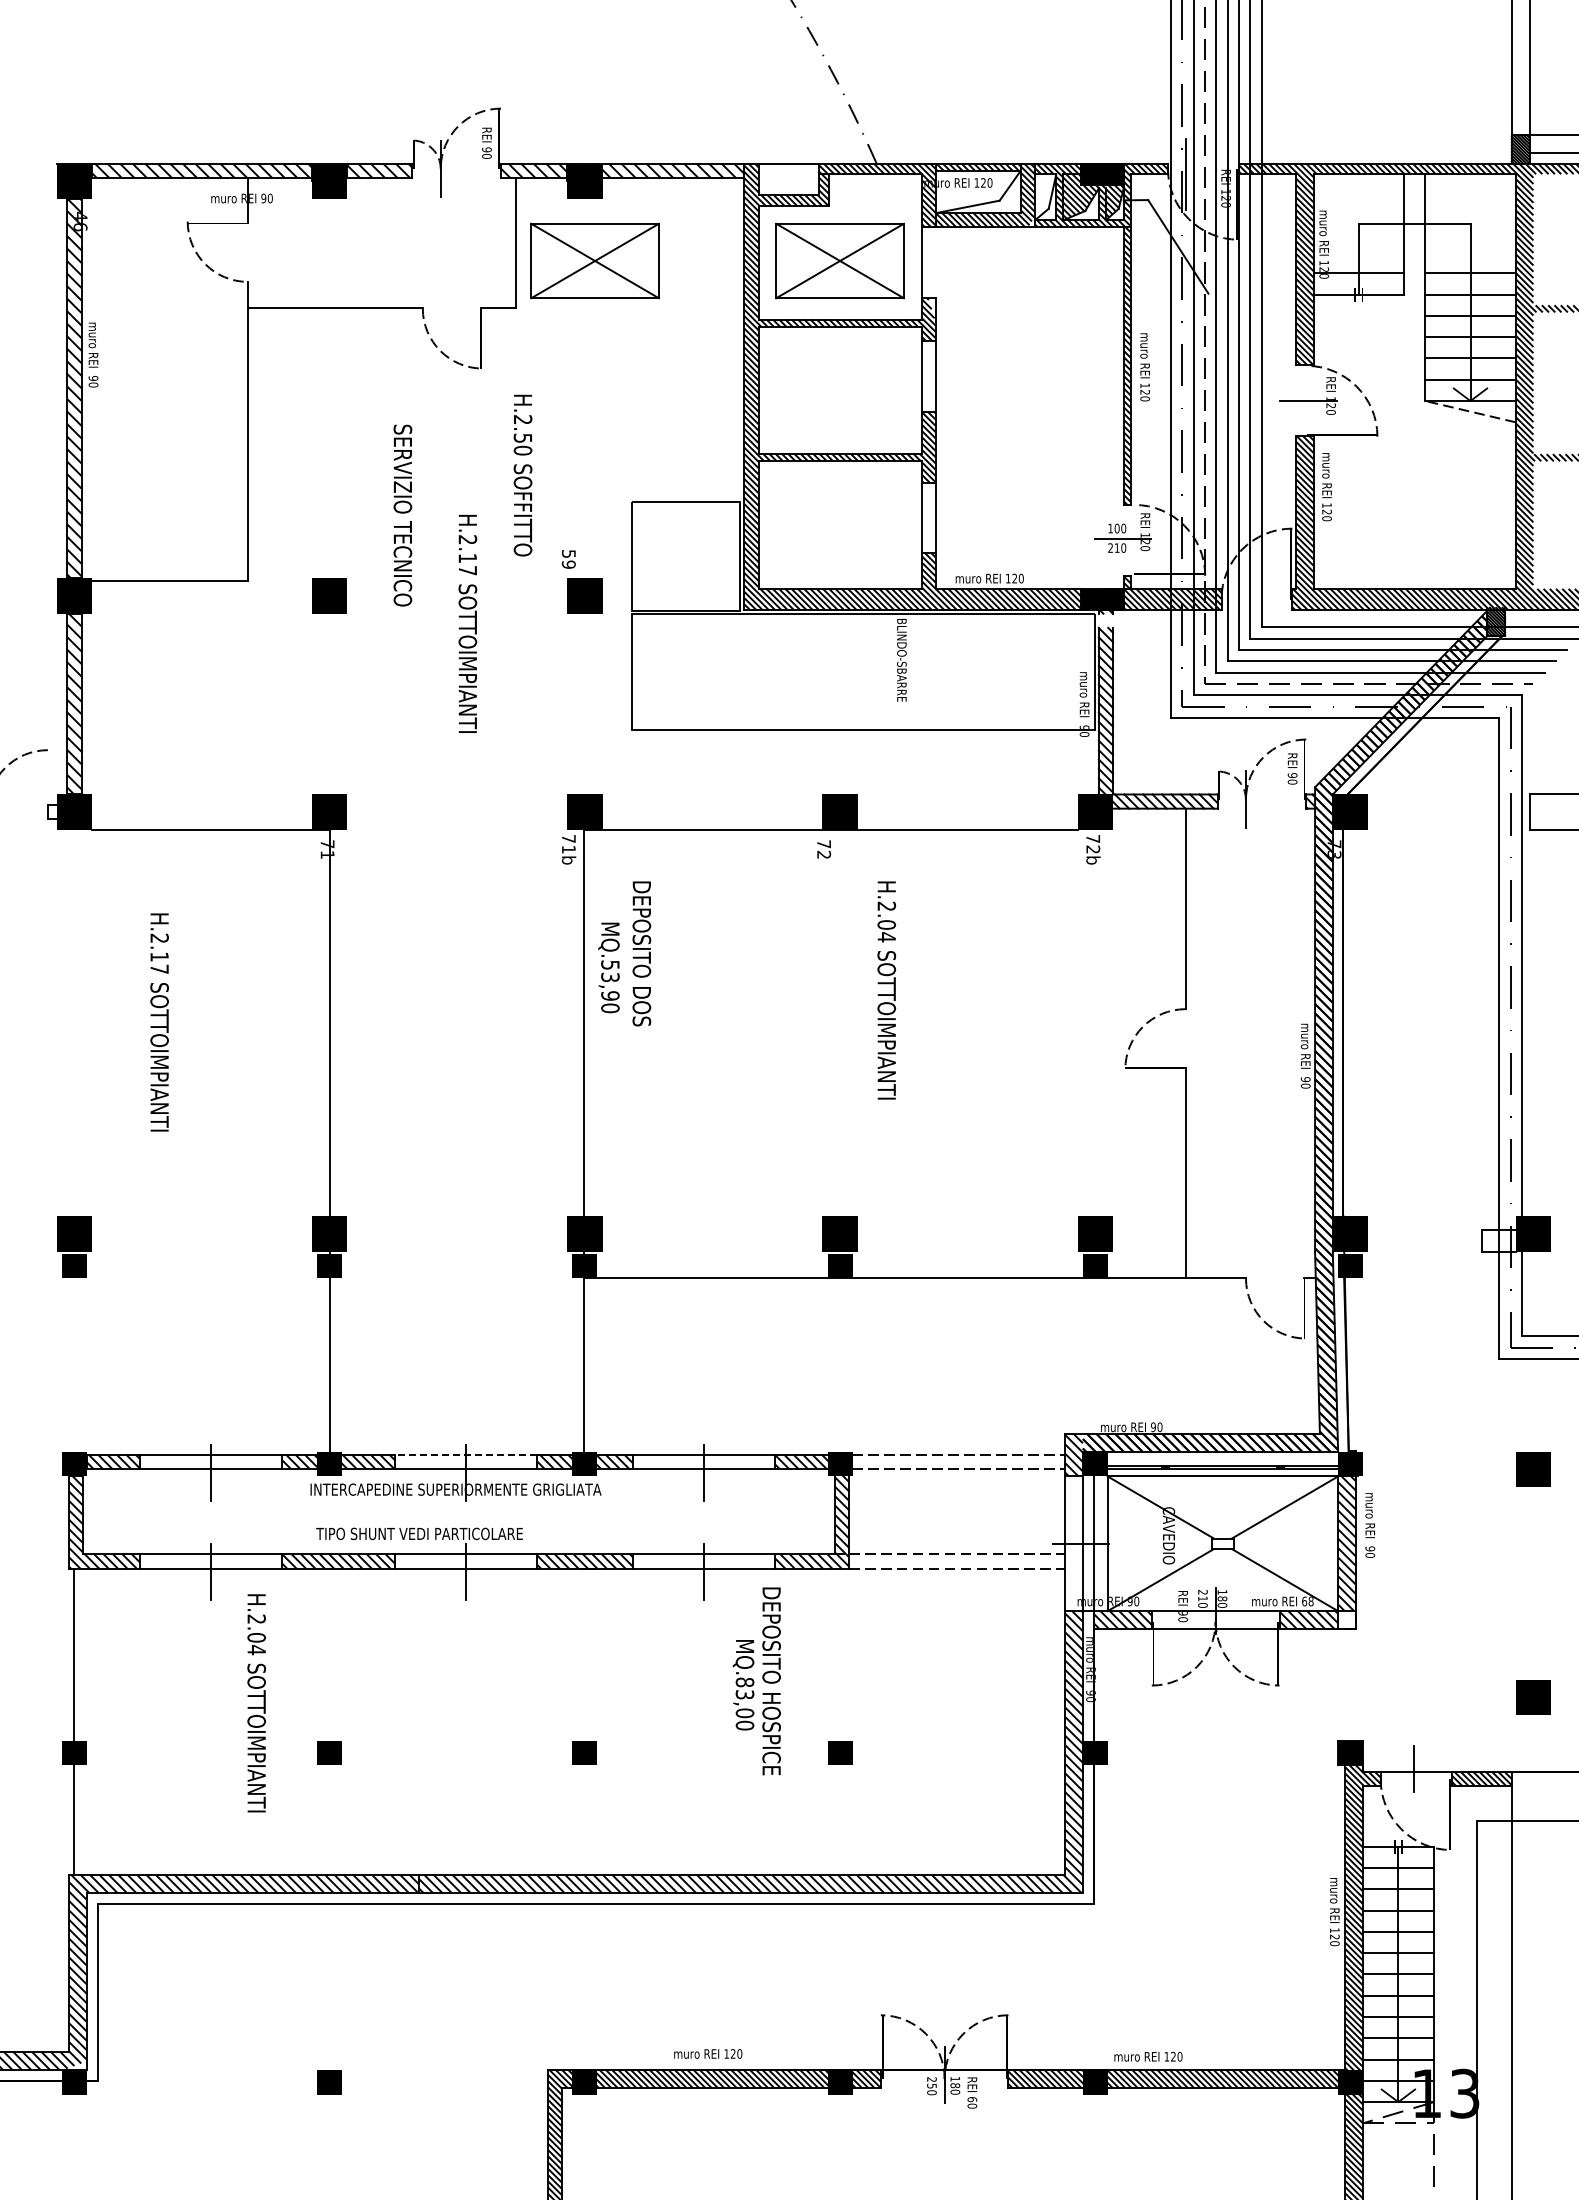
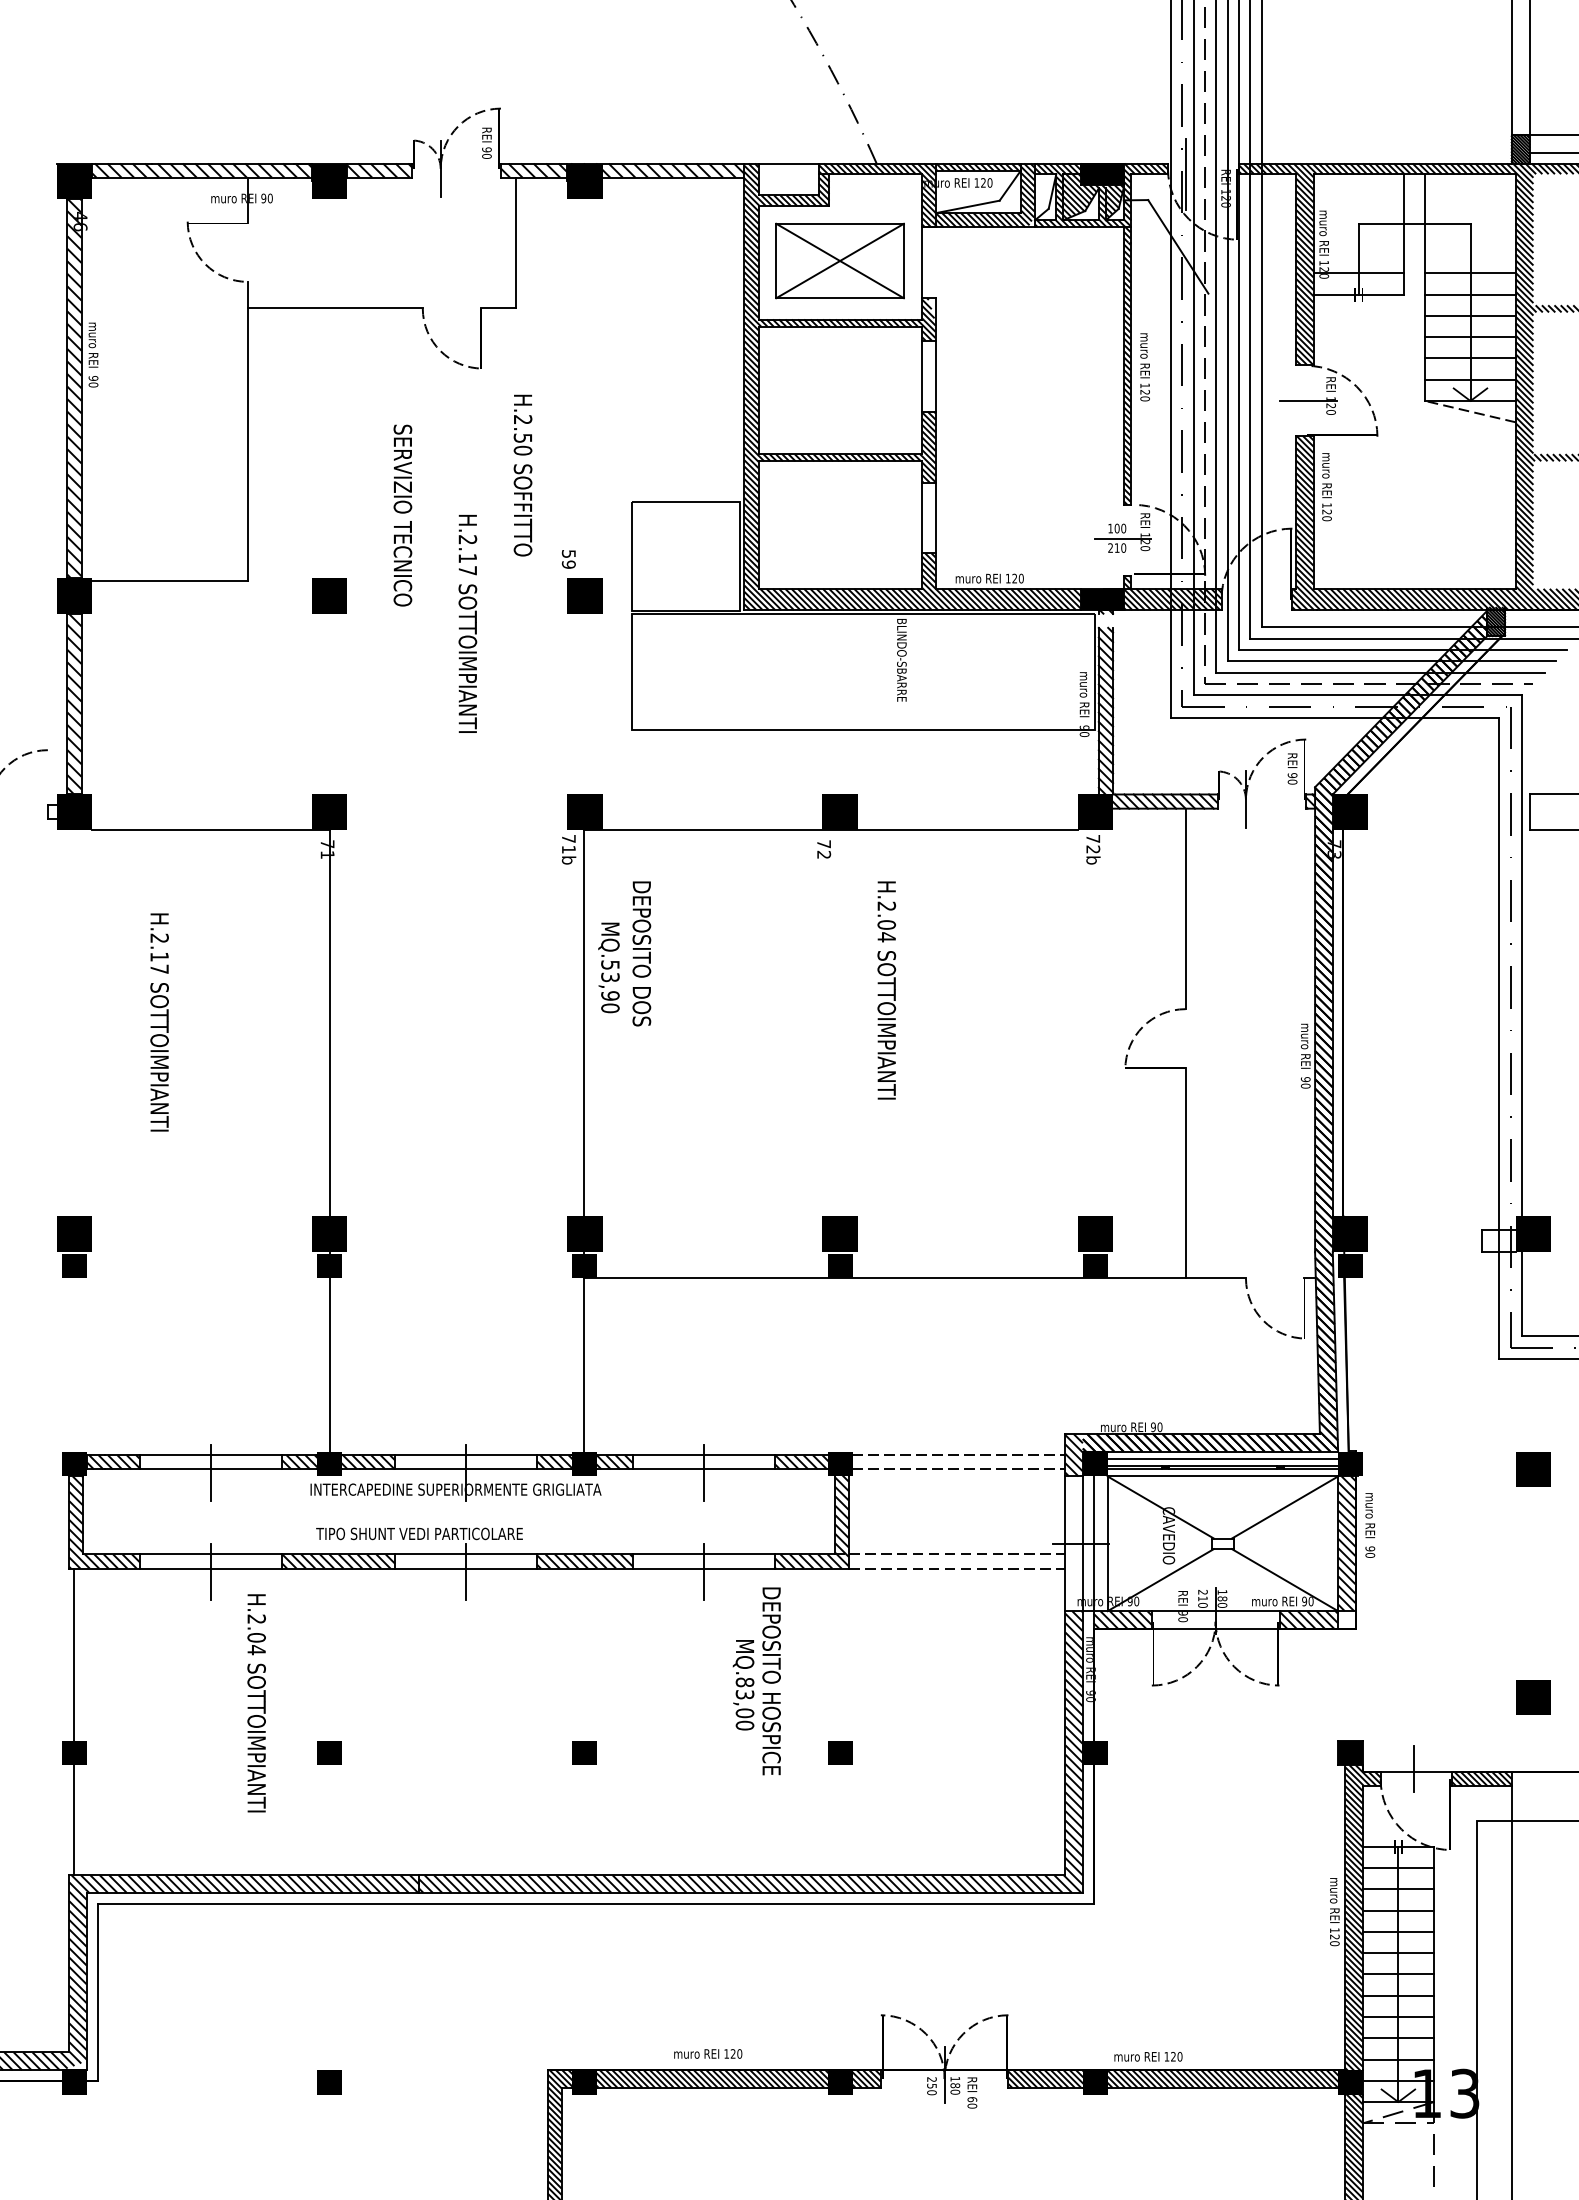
part: present -> none (594, 260)
line: dashed -> solid (466, 1455)
line: none -> present (1226, 1458)
text: 68 -> 90 (1307, 1601)
